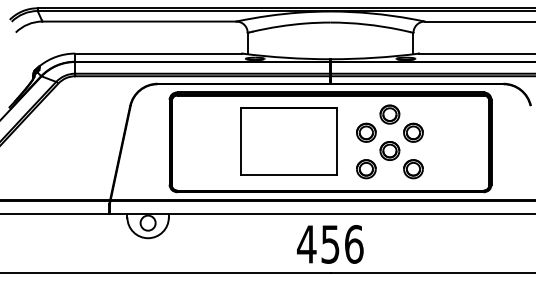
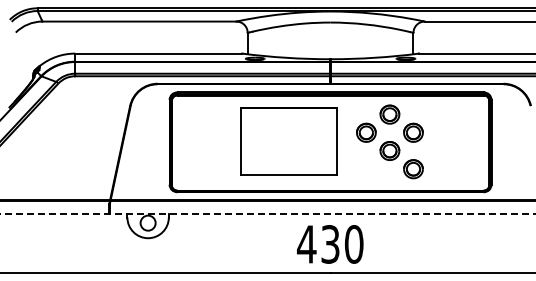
part: present -> none (366, 169)
line: solid -> dashed (268, 213)
text: 456 -> 430 (342, 244)
